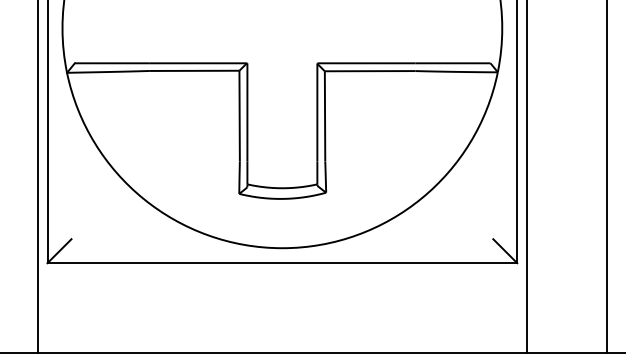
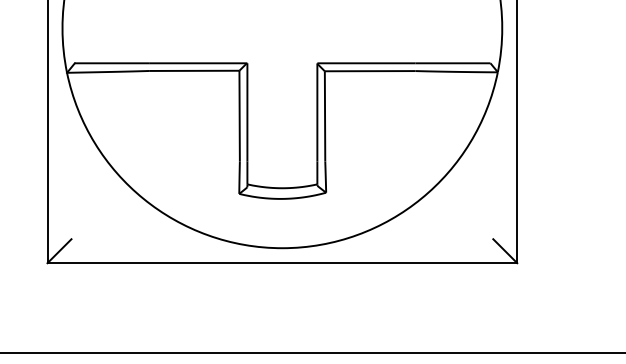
line: present -> none (37, 177)
line: present -> none (527, 177)
line: present -> none (607, 177)
